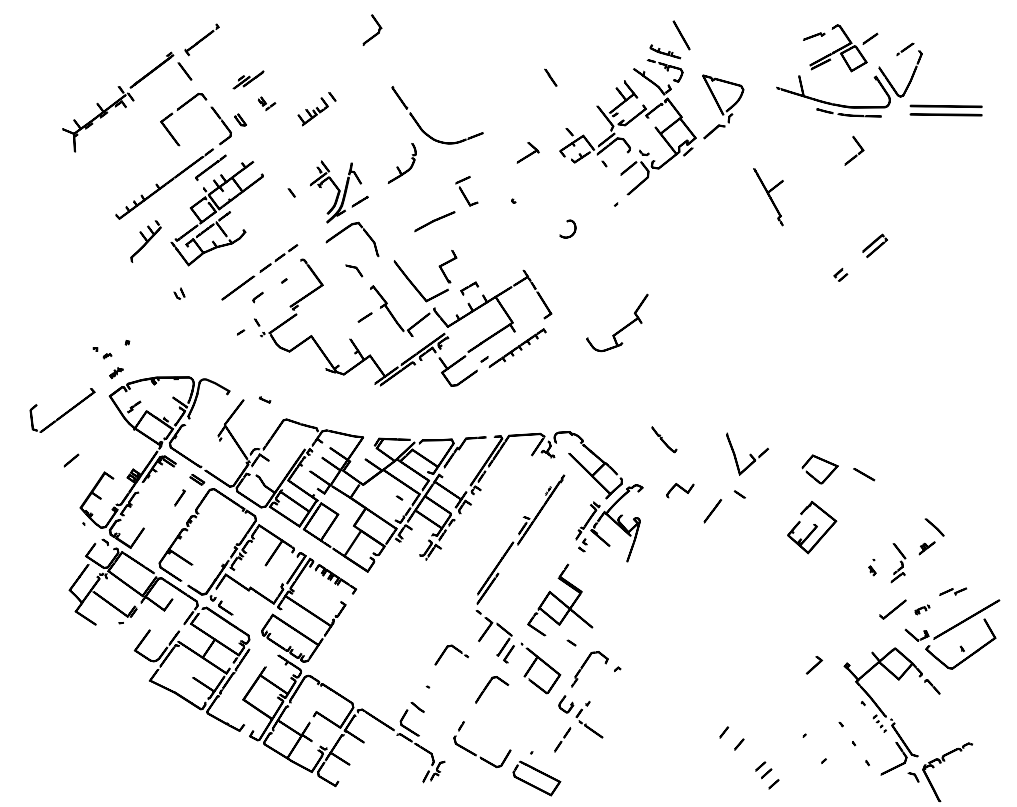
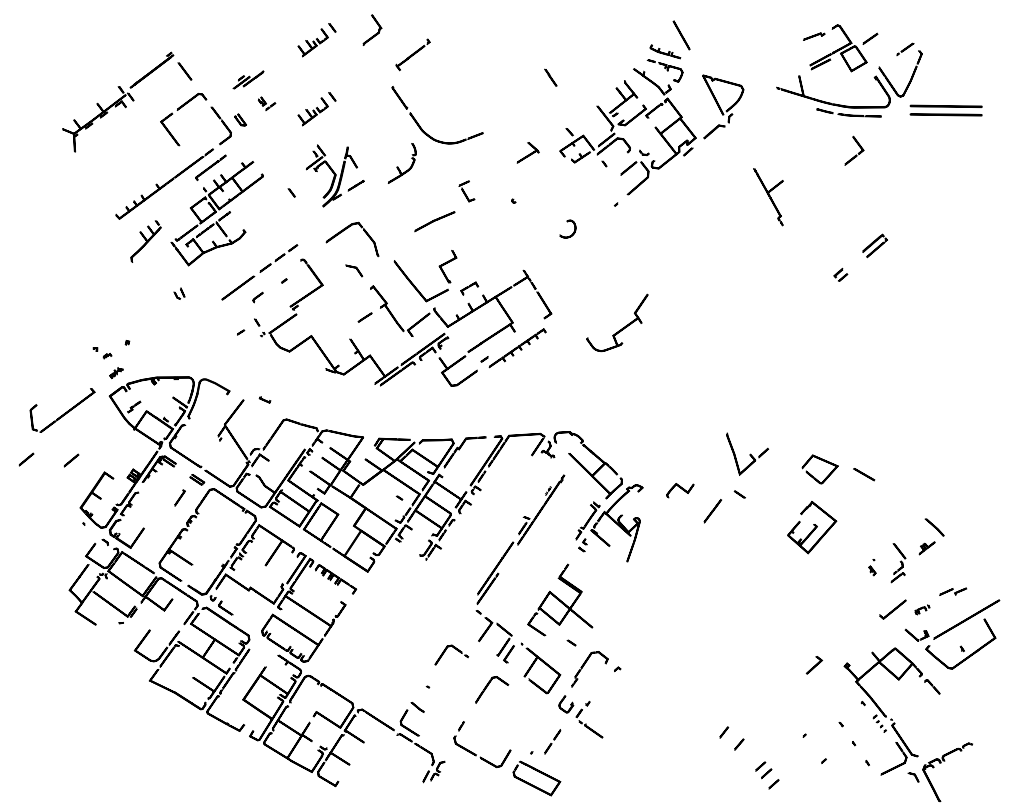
part position: (201, 39) -> (412, 54) (412, 54)
part: none -> present (316, 40)
part position: (339, 191) -> (335, 175) (335, 175)
part size: 24x31 px -> 18x23 px (466, 191)
part: present -> none (664, 439)
line: none -> present (26, 459)
line position: (563, 738) -> (553, 740) (553, 740)
